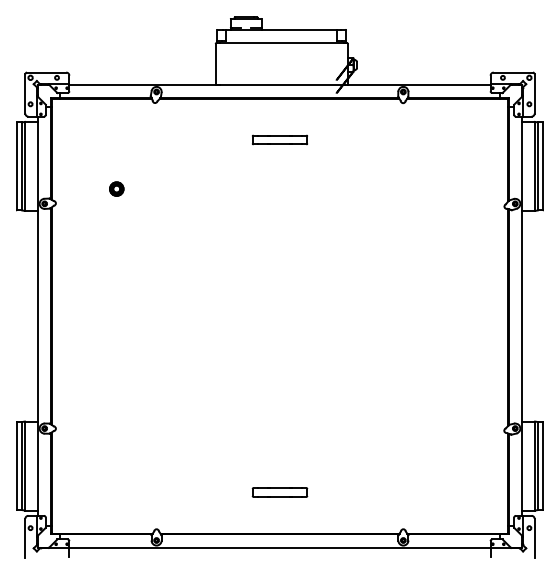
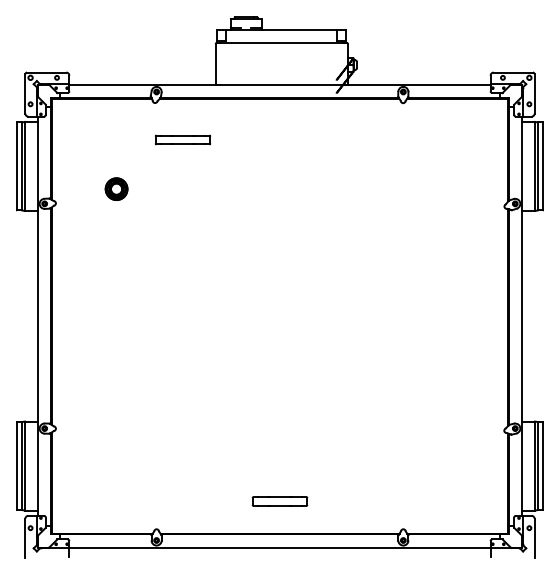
part position: (279, 139) -> (182, 139) (182, 139)
part size: 16x16 px -> 25x24 px (116, 188)
part position: (279, 492) -> (279, 501) (279, 501)
